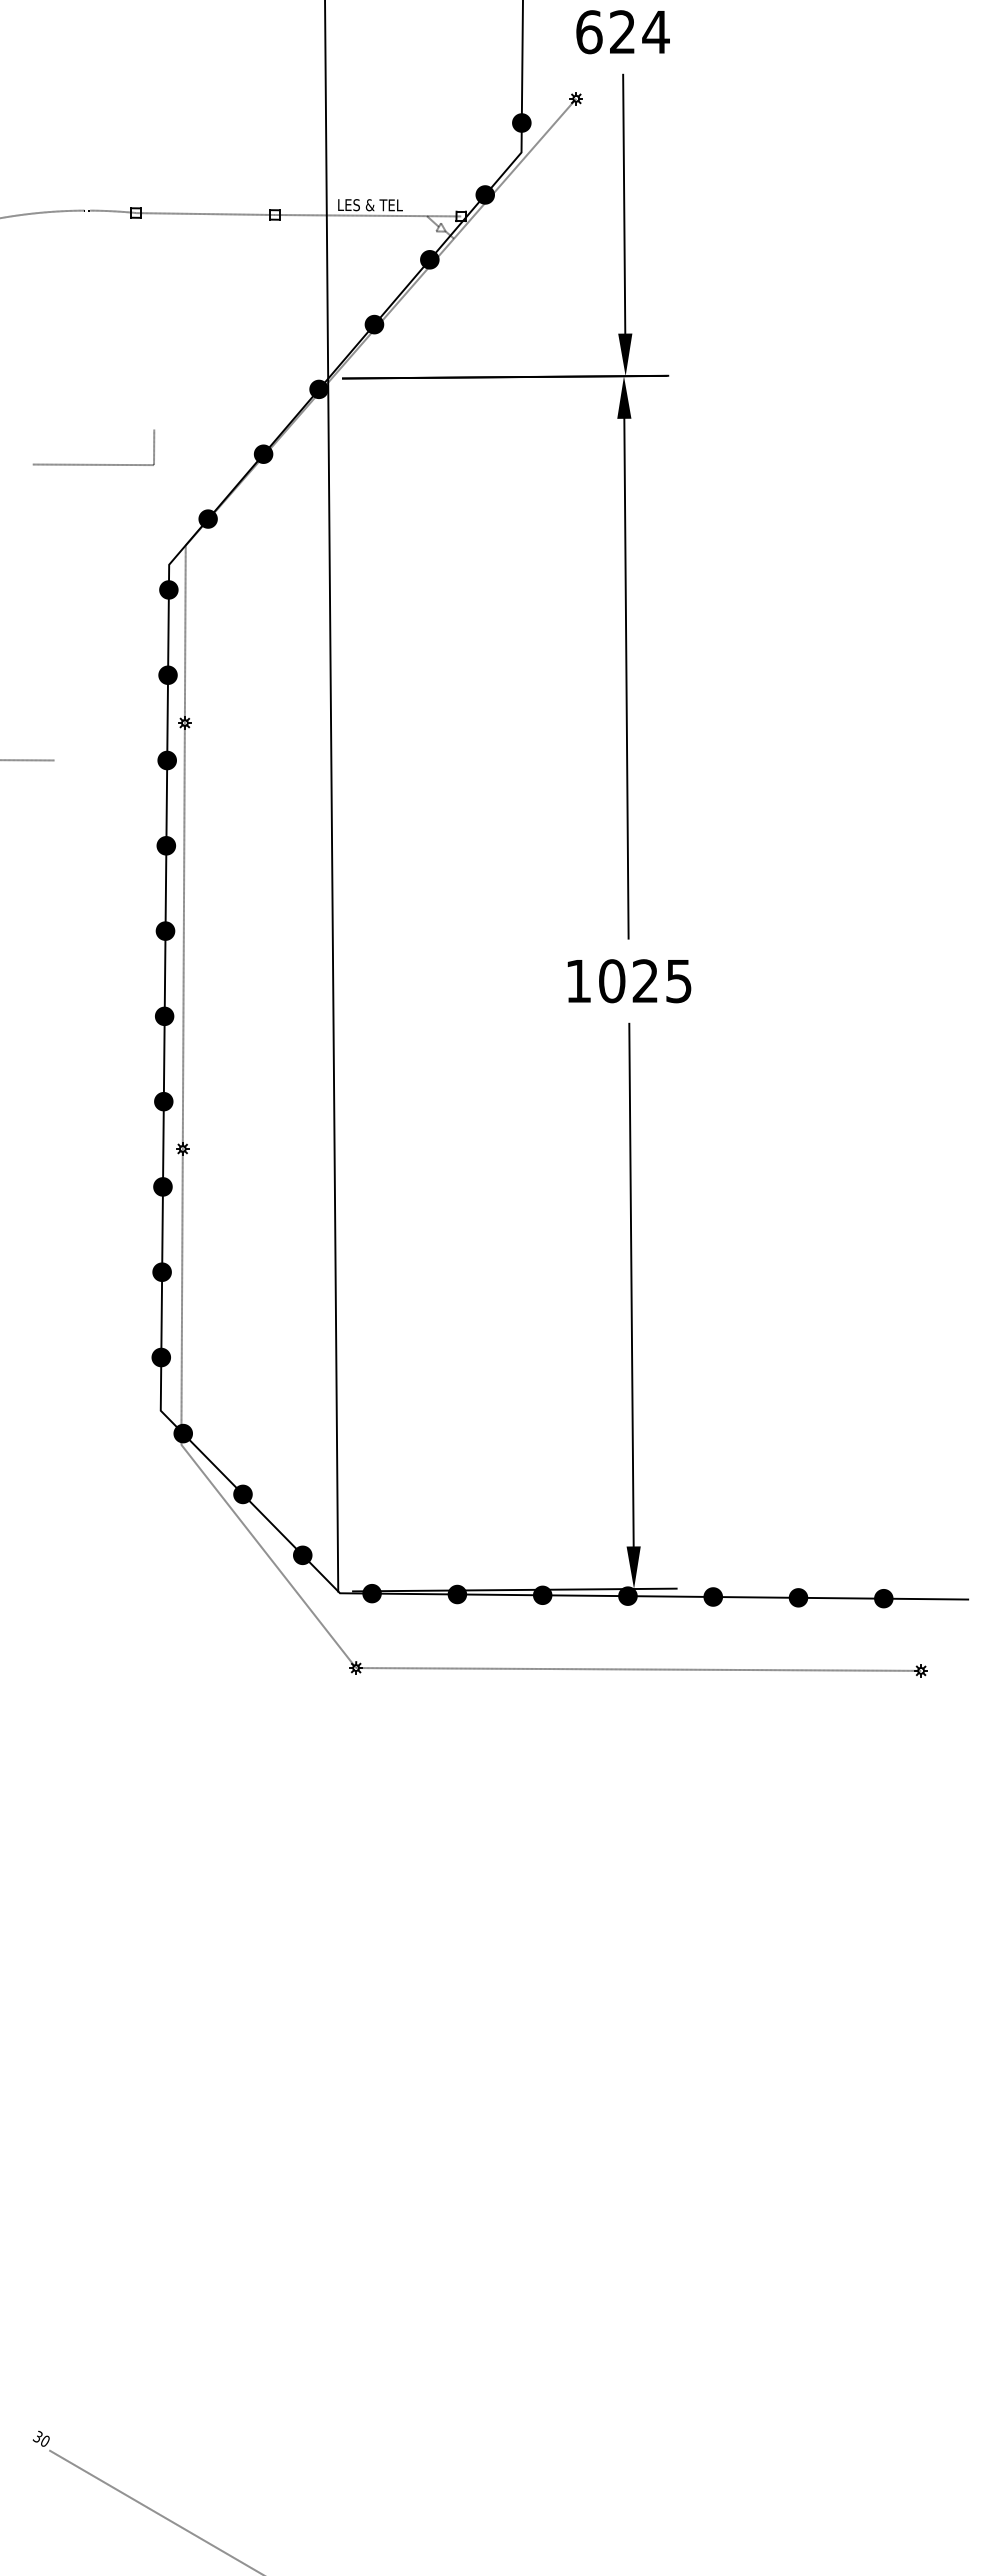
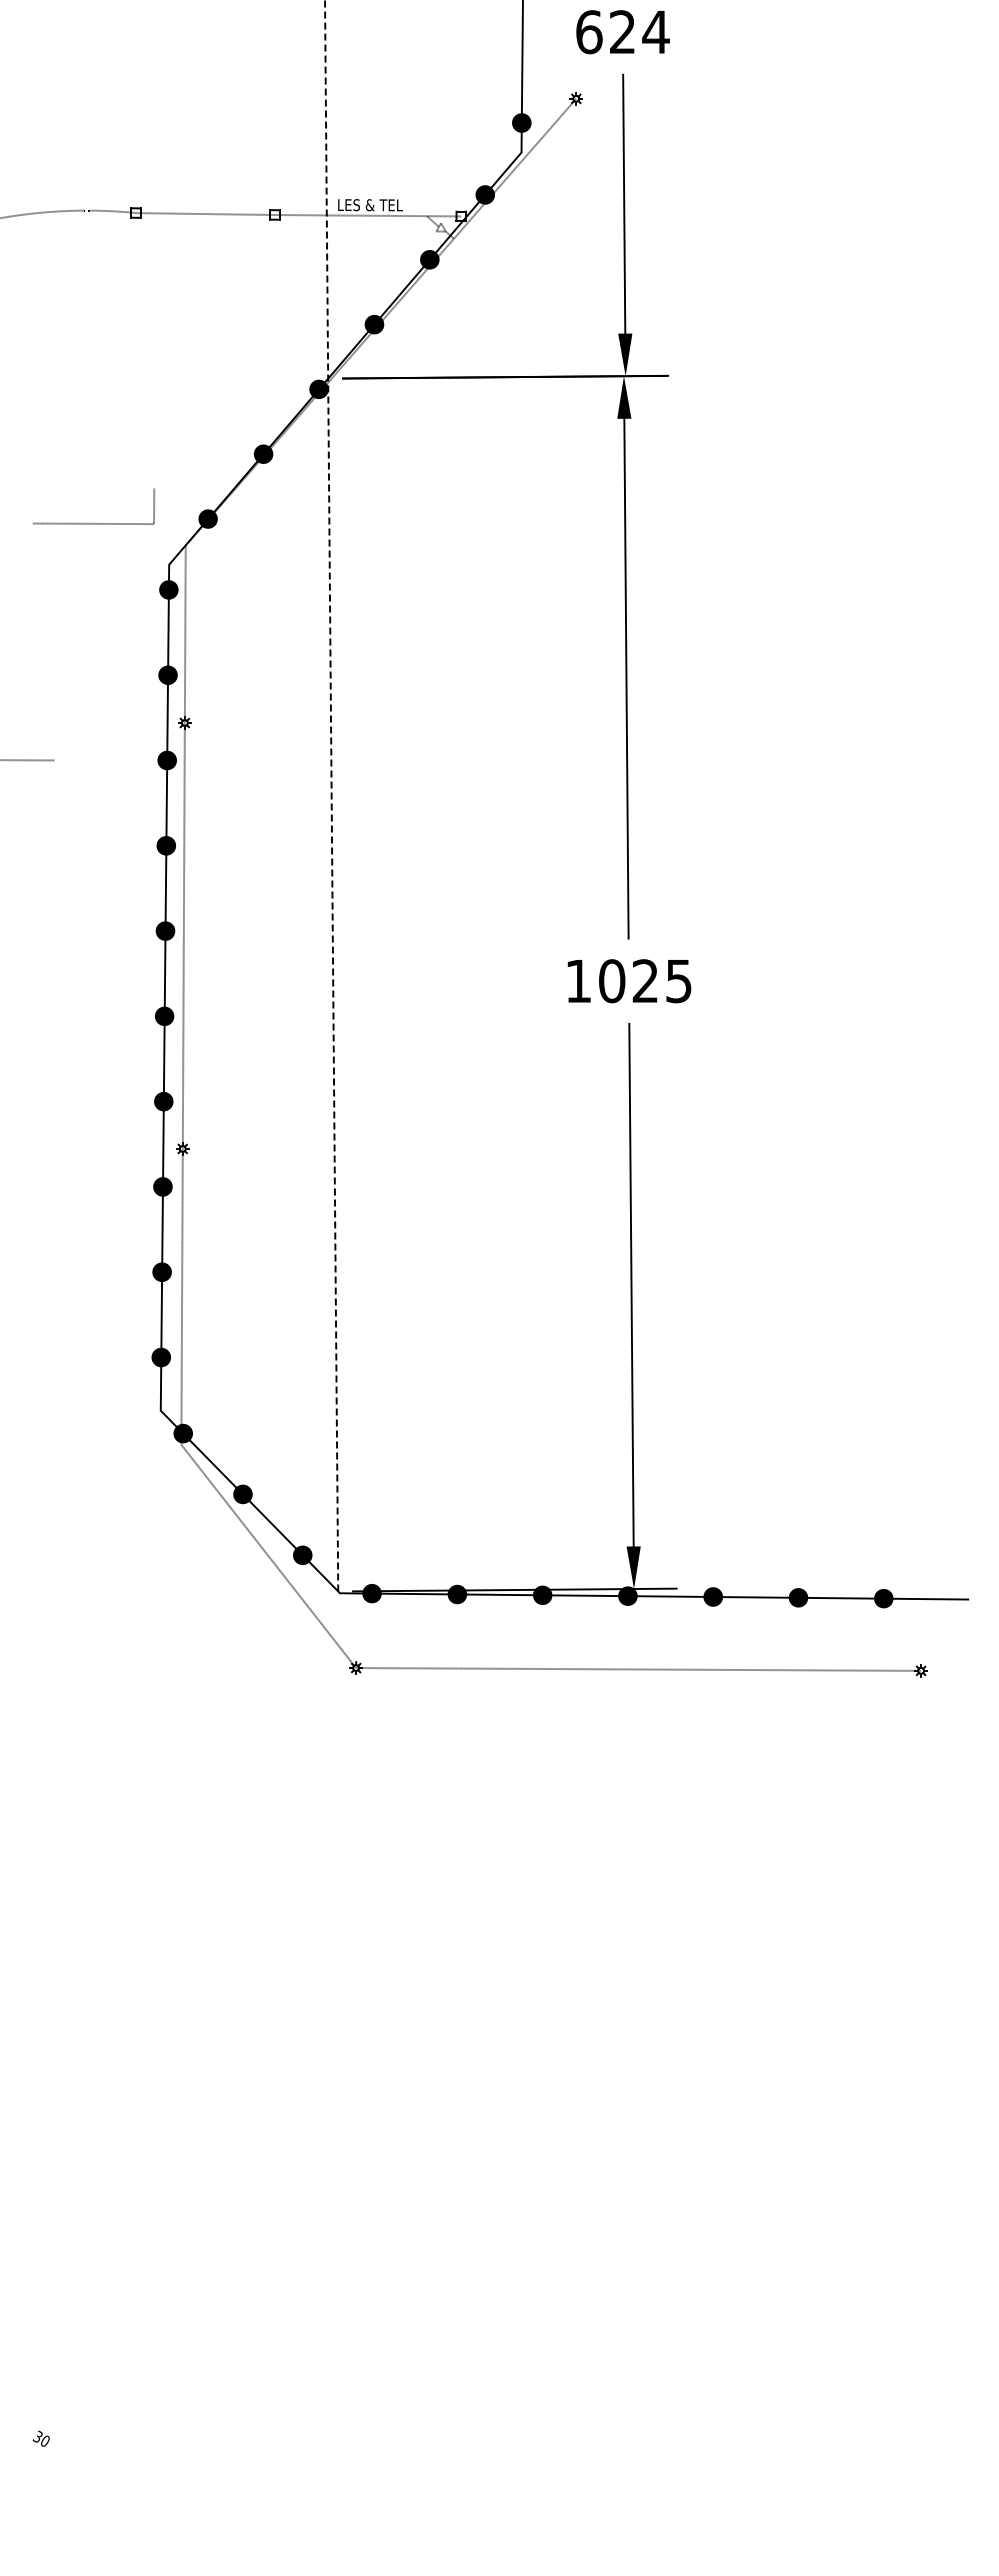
part position: (93, 464) -> (93, 523) (93, 523)
line: solid -> dashed (331, 795)
line: present -> none (154, 2511)
